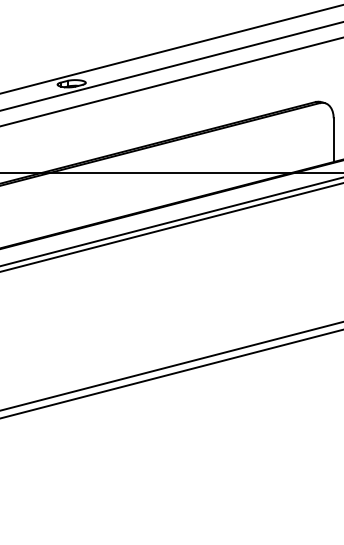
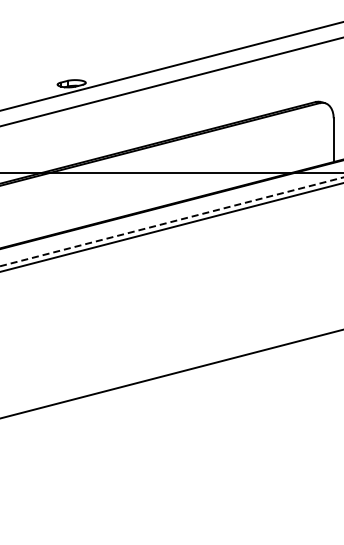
line: present -> none (171, 49)
line: solid -> dashed (171, 221)
line: present -> none (171, 366)
